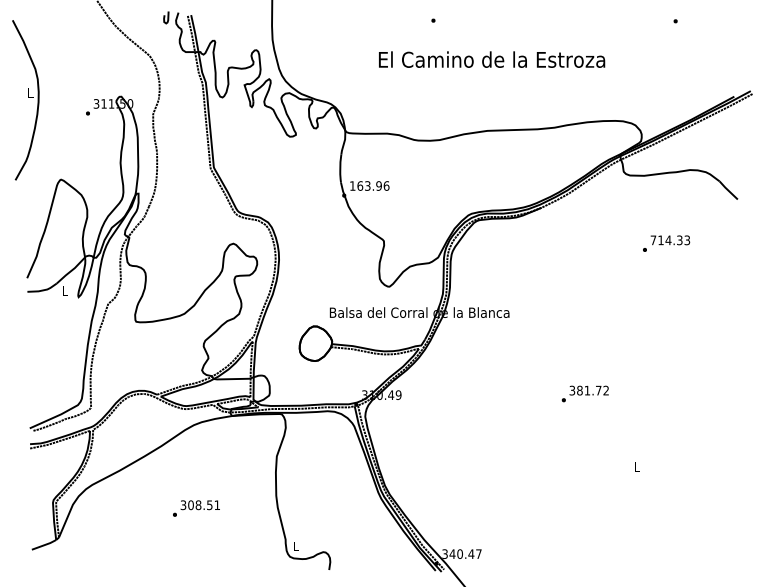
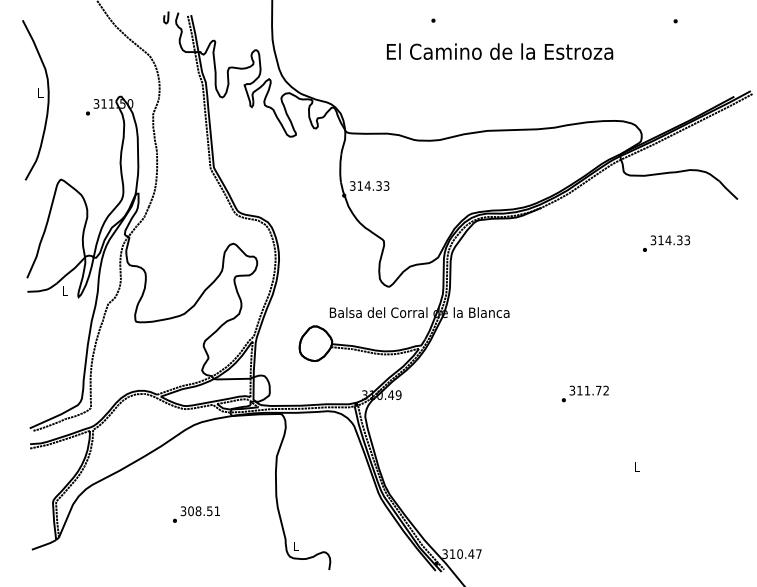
text position: (492, 59) -> (500, 51) (500, 51)
part position: (25, 100) -> (35, 100) (35, 100)
text: 163.96 -> 314.33 (369, 185)
text: 714.33 -> 314.33 (653, 240)
text: 381.72 -> 311.72 (579, 390)
text position: (196, 508) -> (196, 514) (196, 514)
text: 340.47 -> 310.47 (452, 553)
